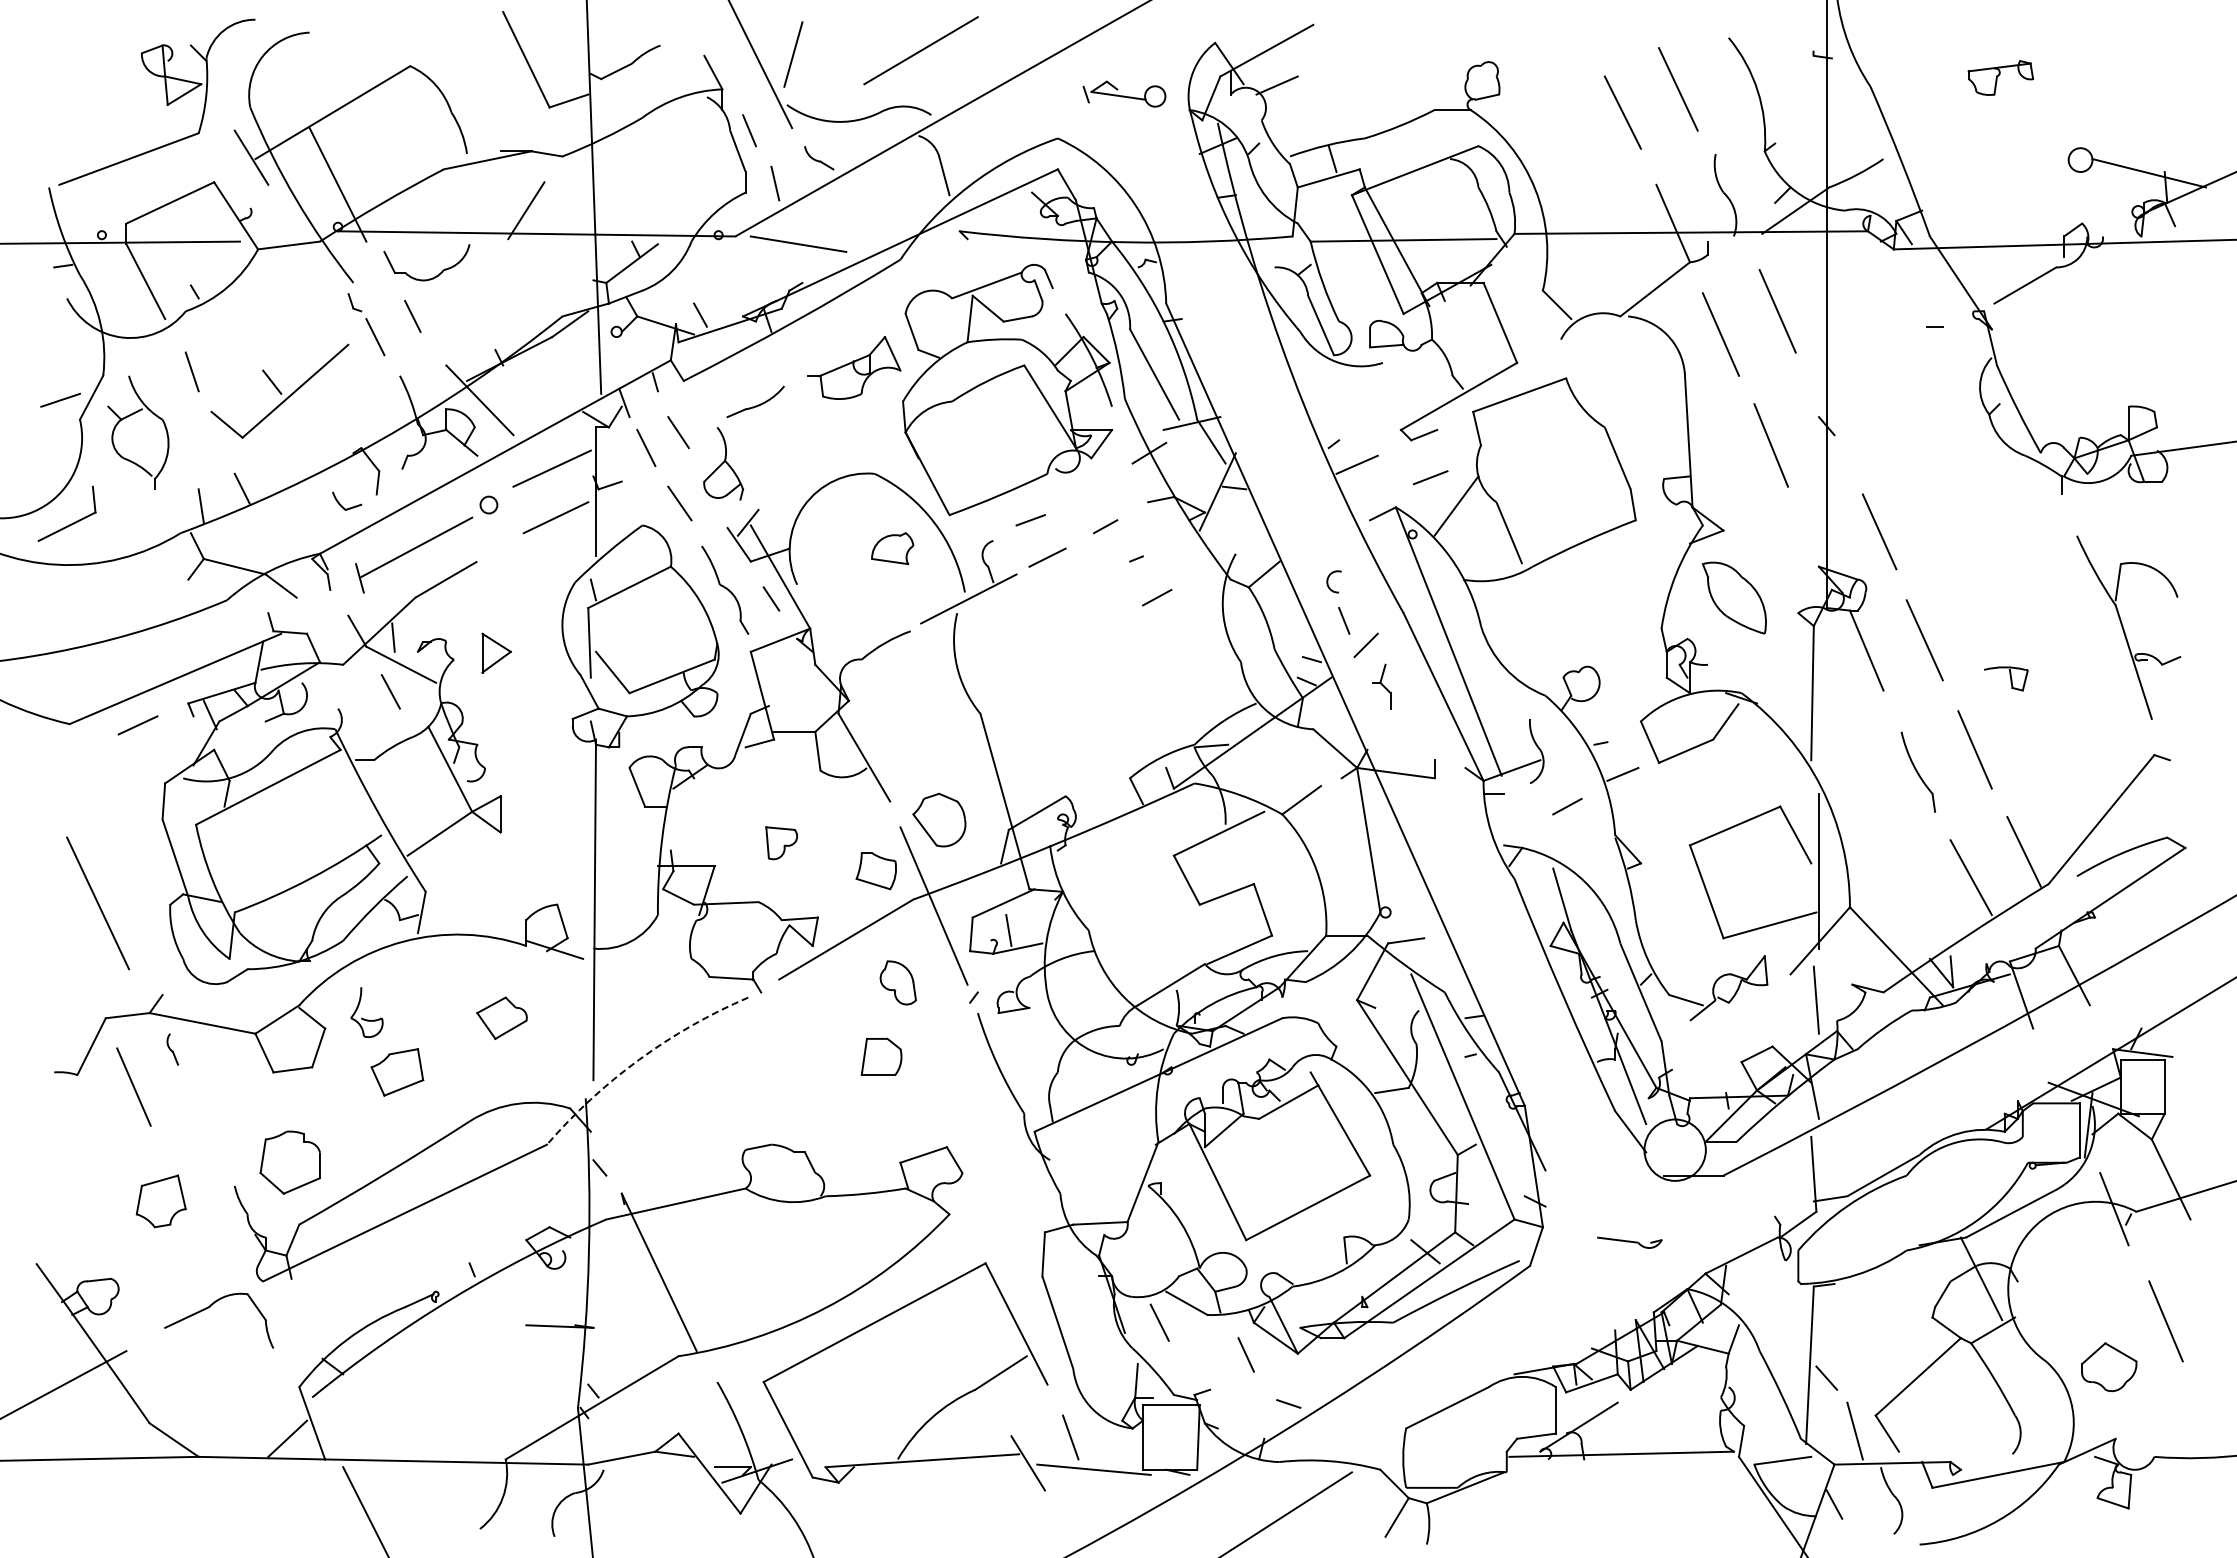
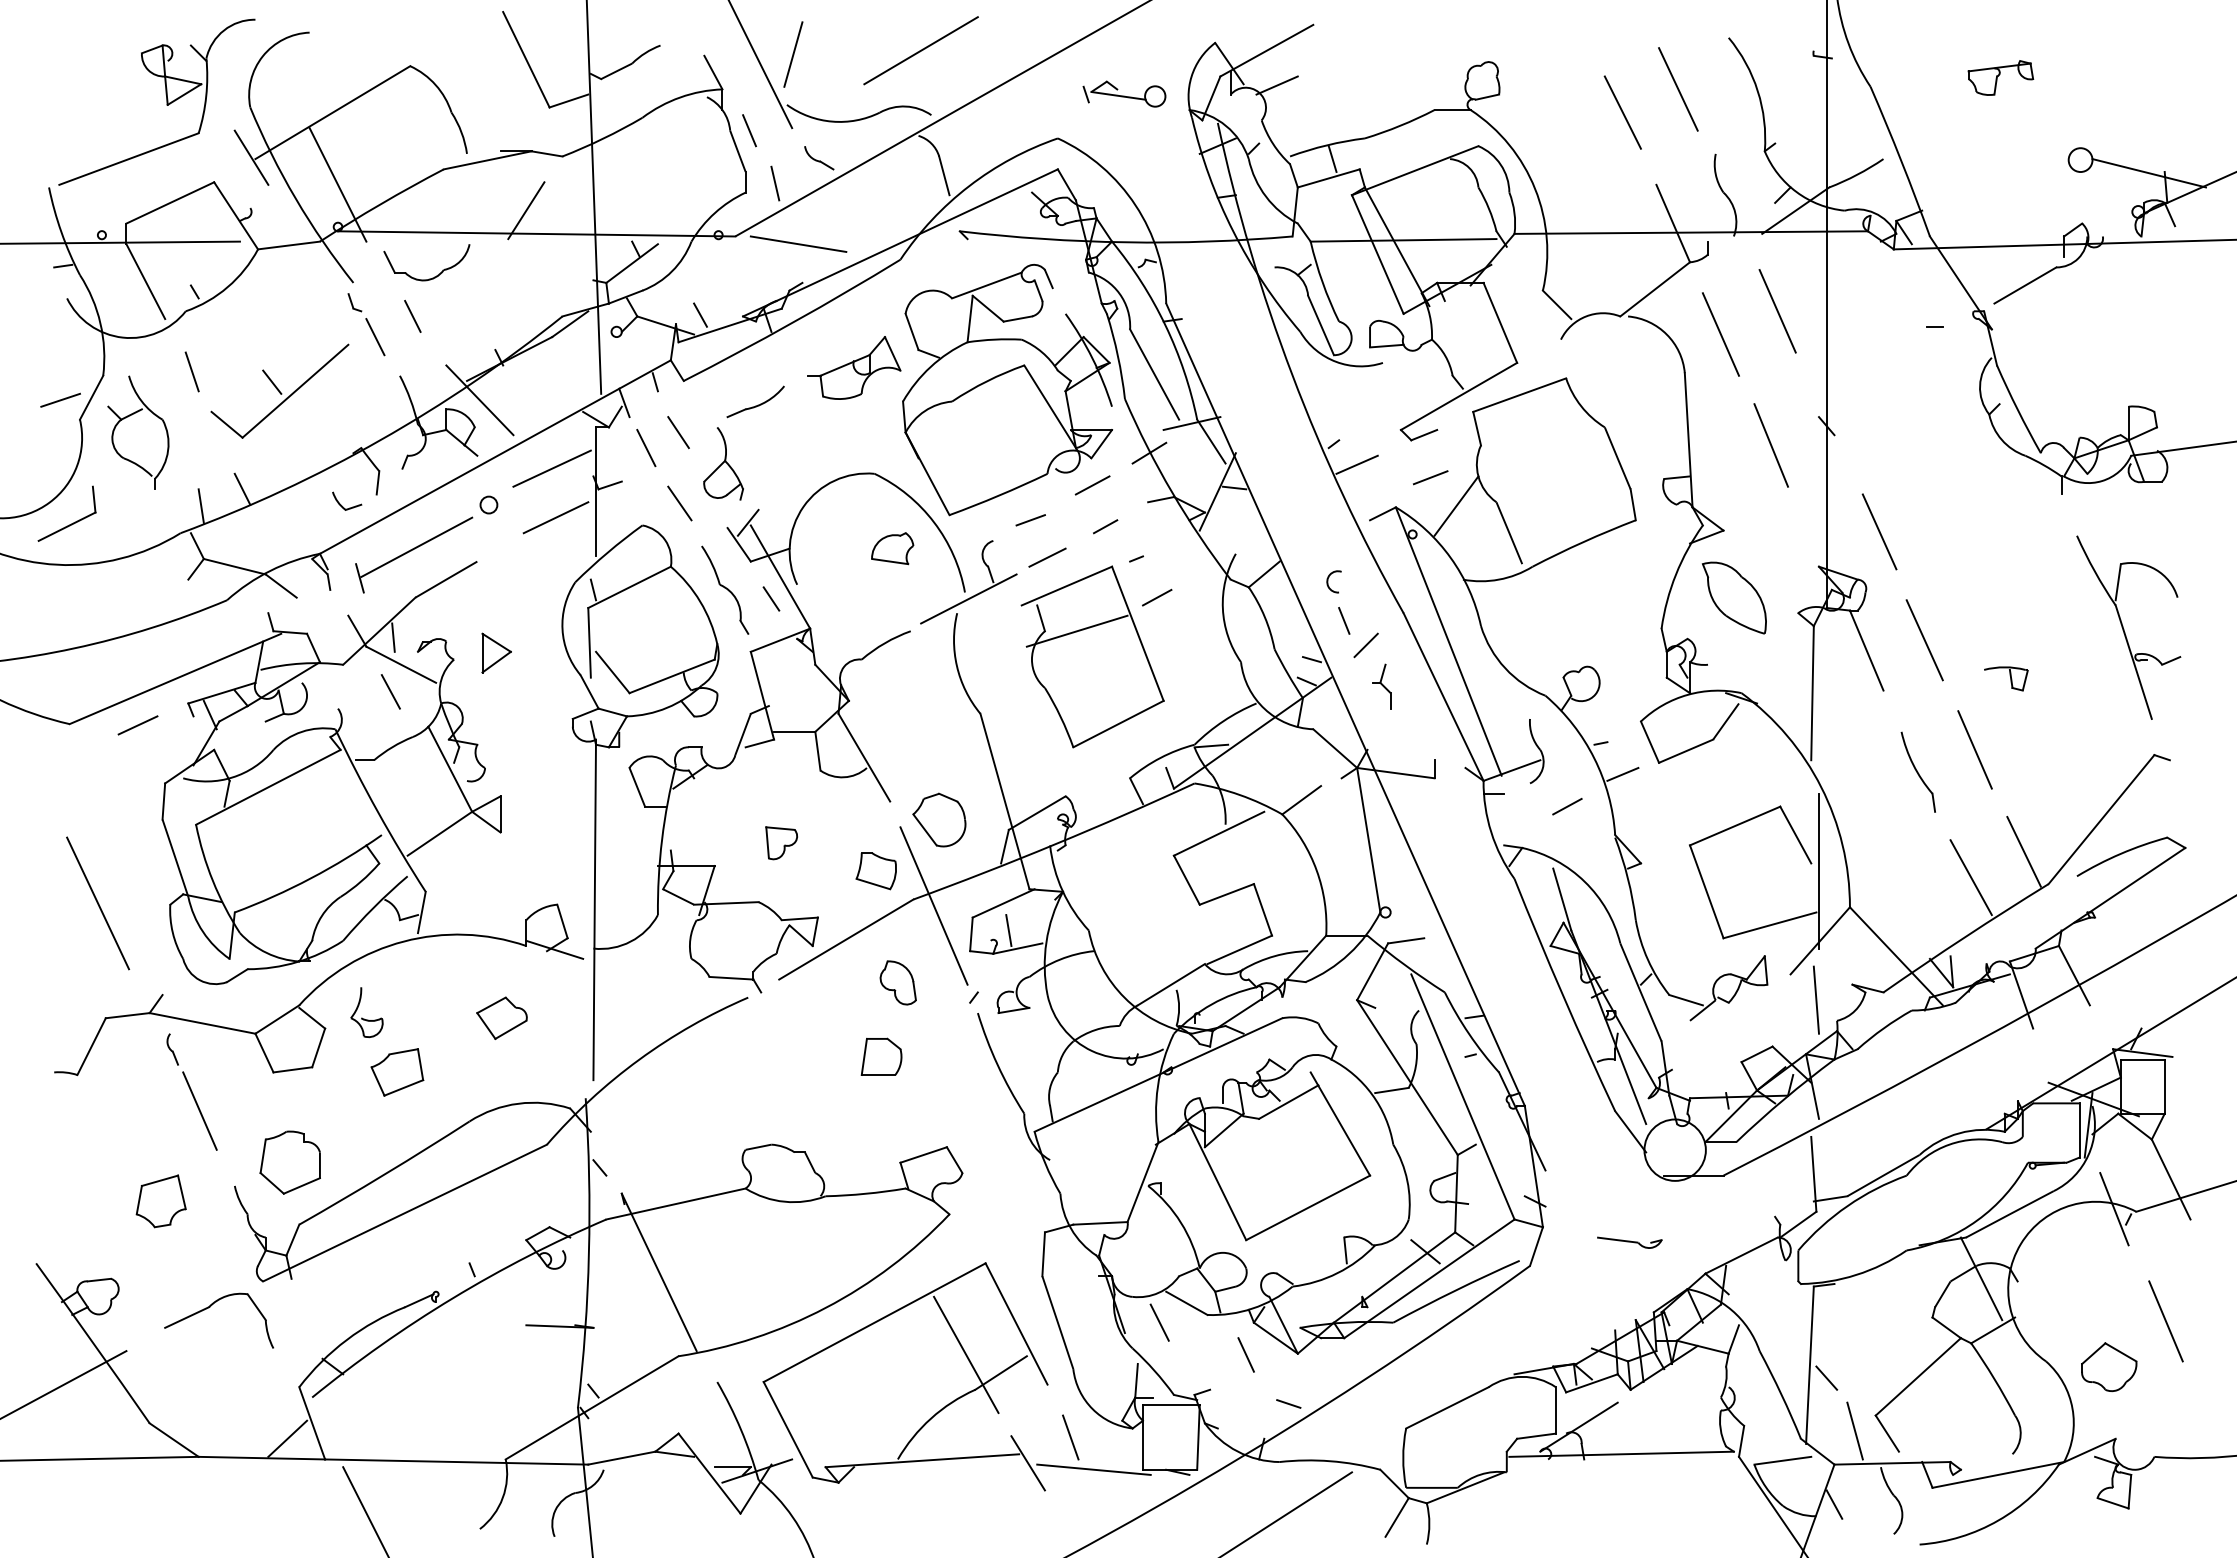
line: none -> present (1092, 485)
part: none -> present (1092, 656)
arc: dashed -> solid (639, 1059)
line position: (133, 1086) -> (199, 1110) (199, 1110)
line: none -> present (966, 1354)
